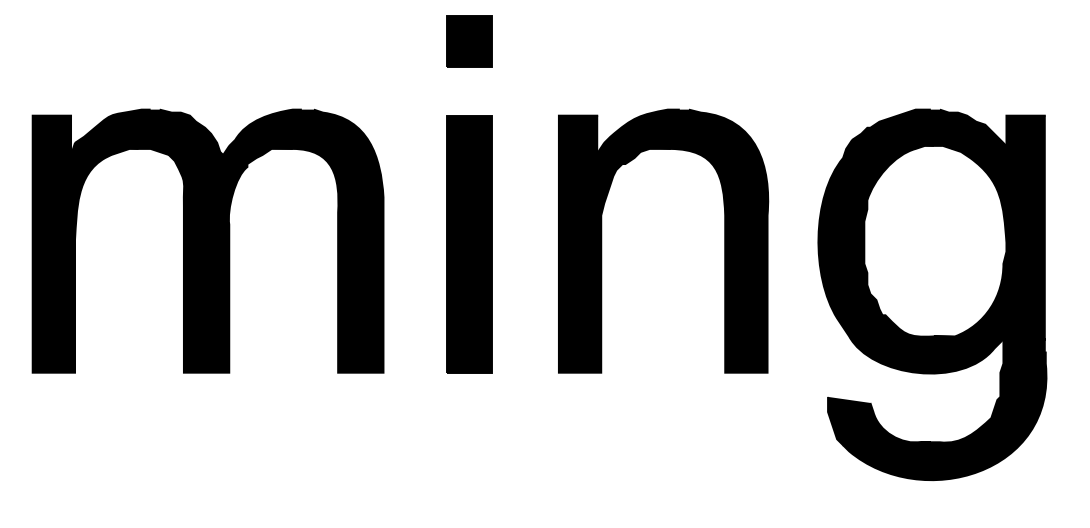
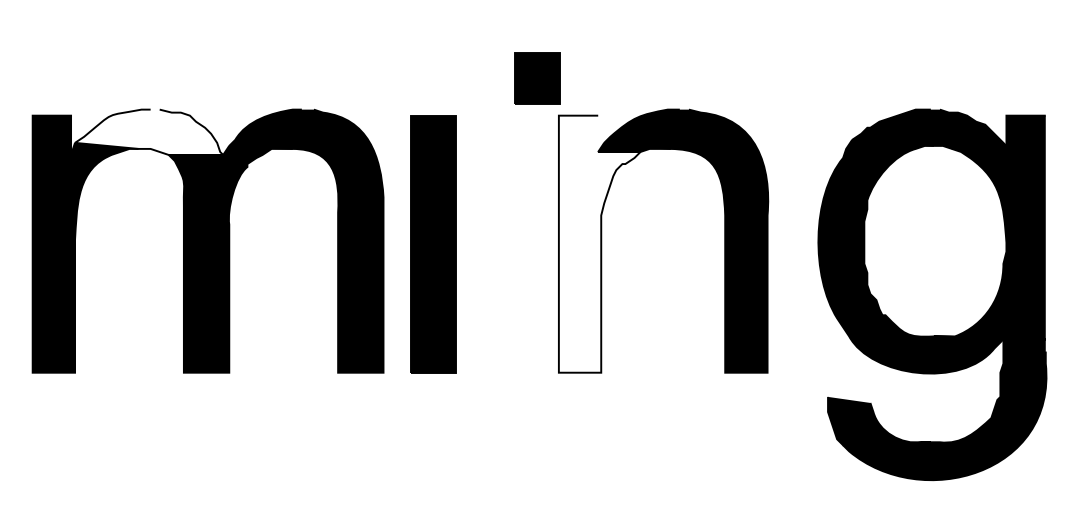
part position: (469, 41) -> (537, 78) (537, 78)
fill: present -> none (149, 131)
fill: present -> none (599, 243)
part position: (469, 244) -> (433, 244) (433, 244)
